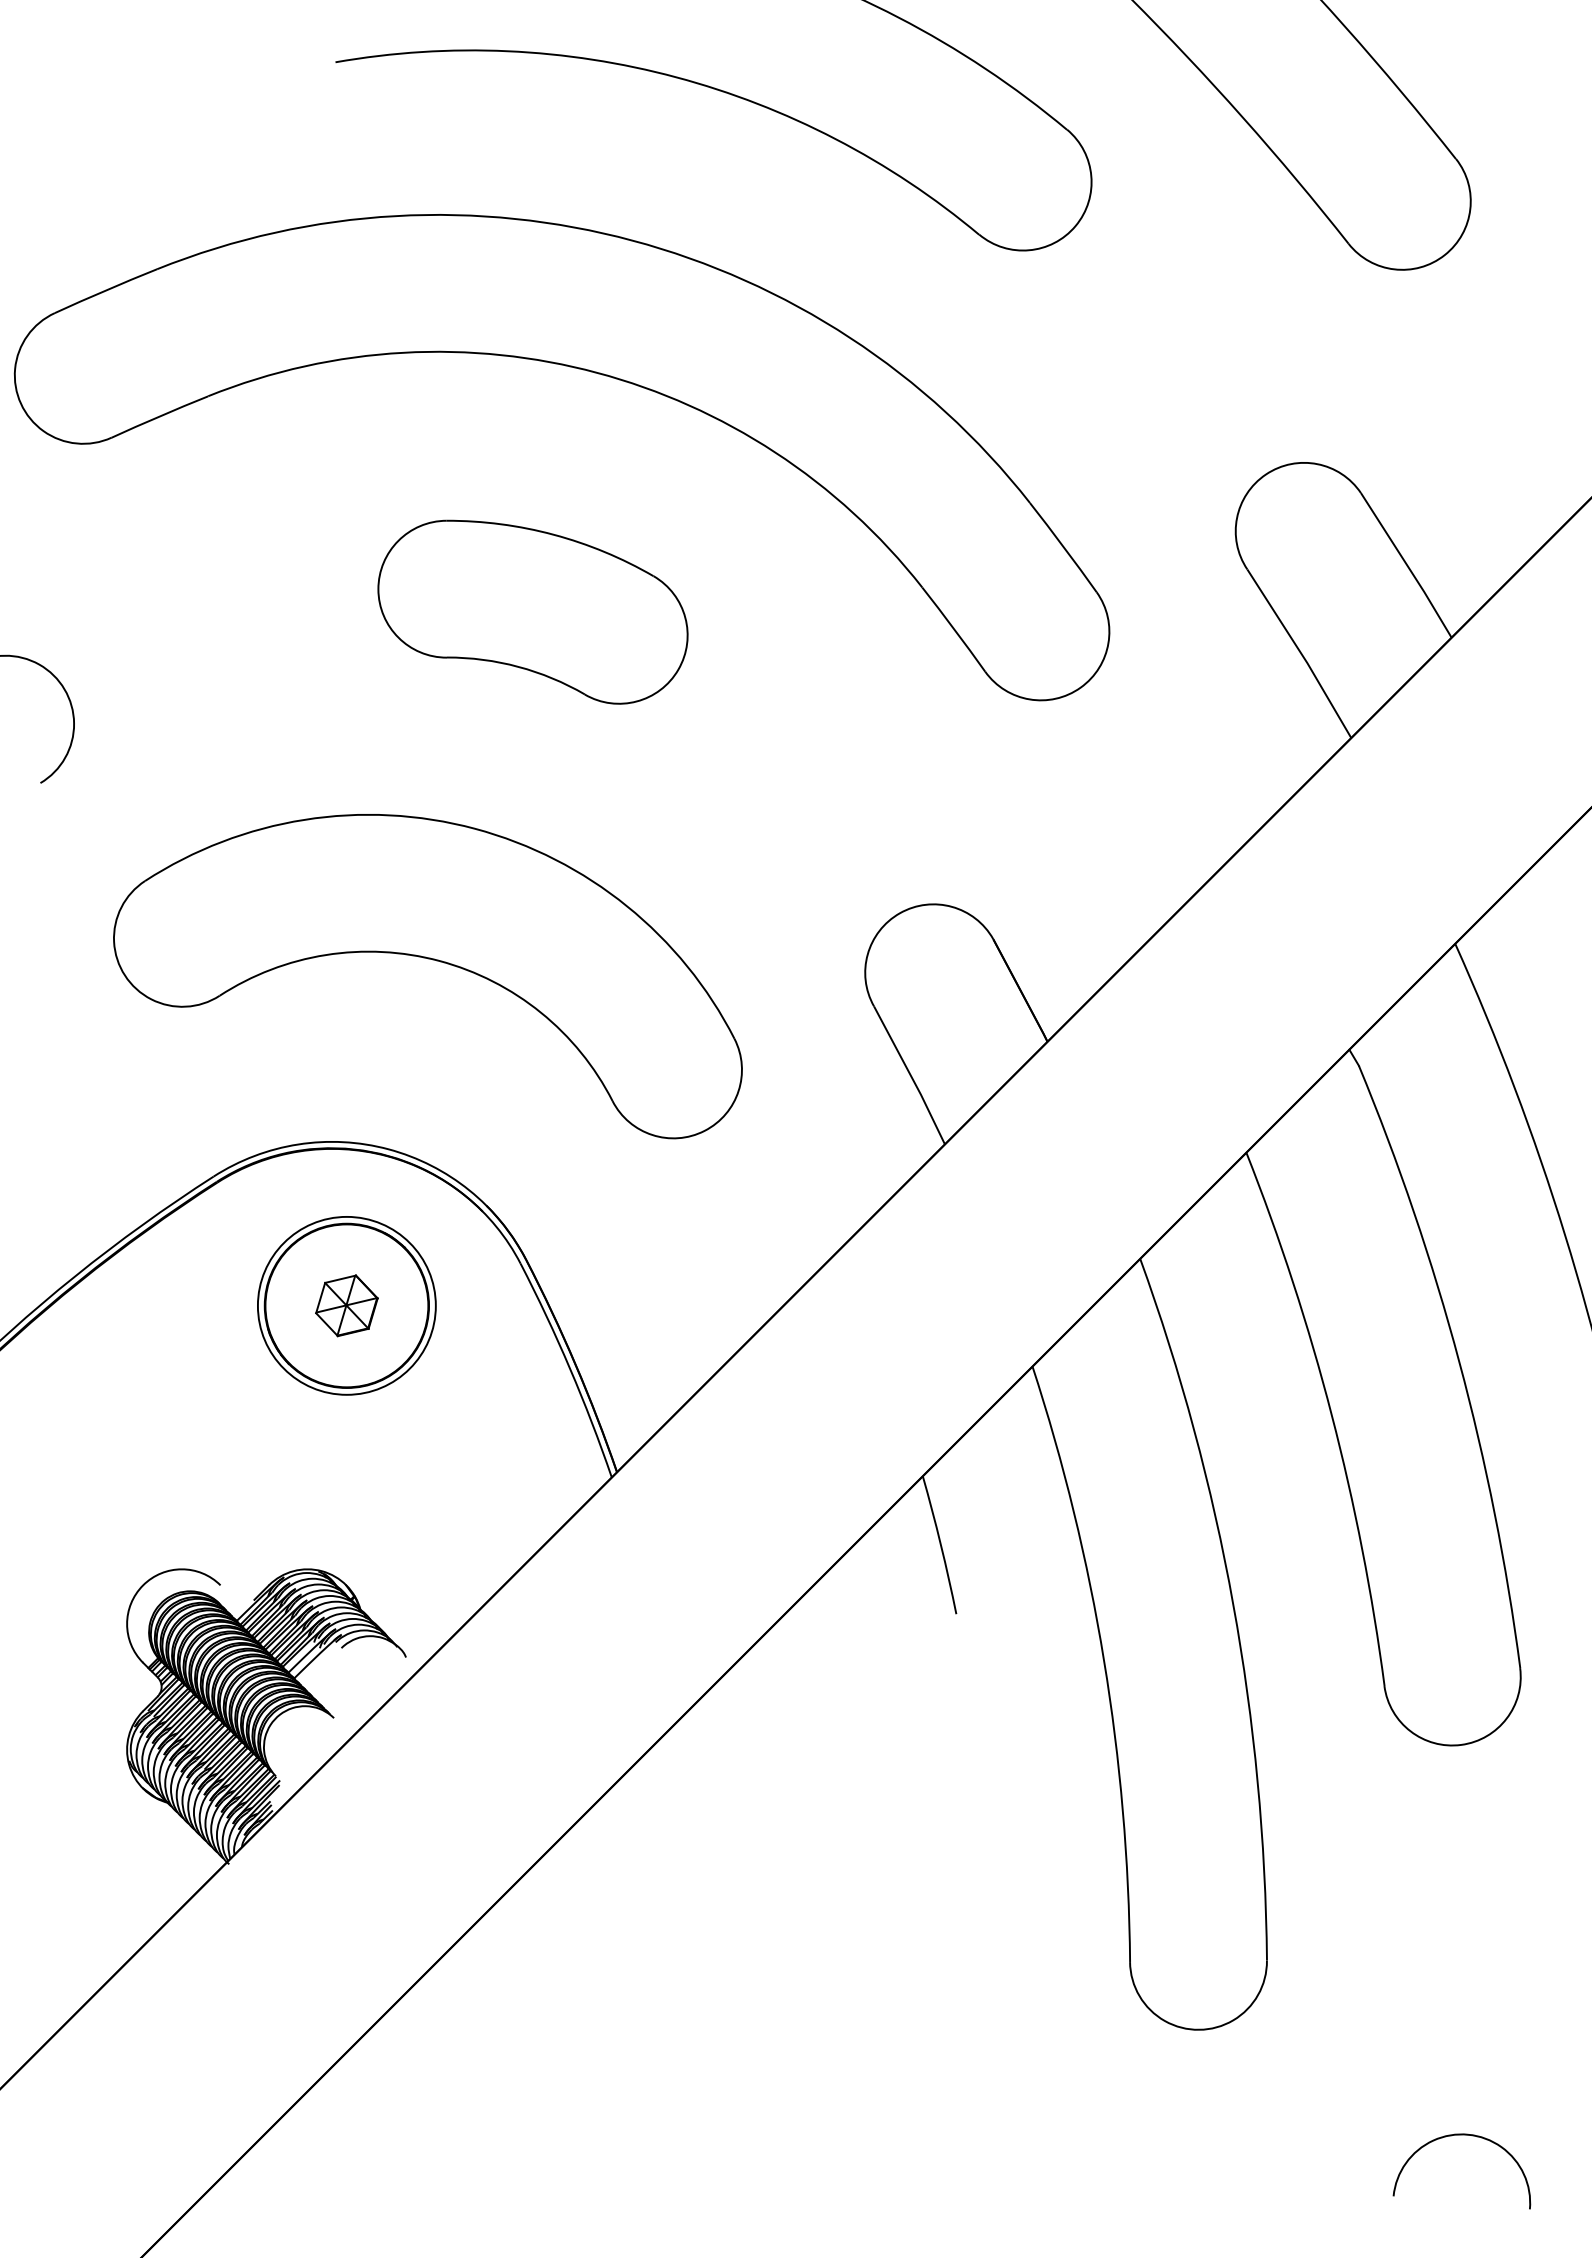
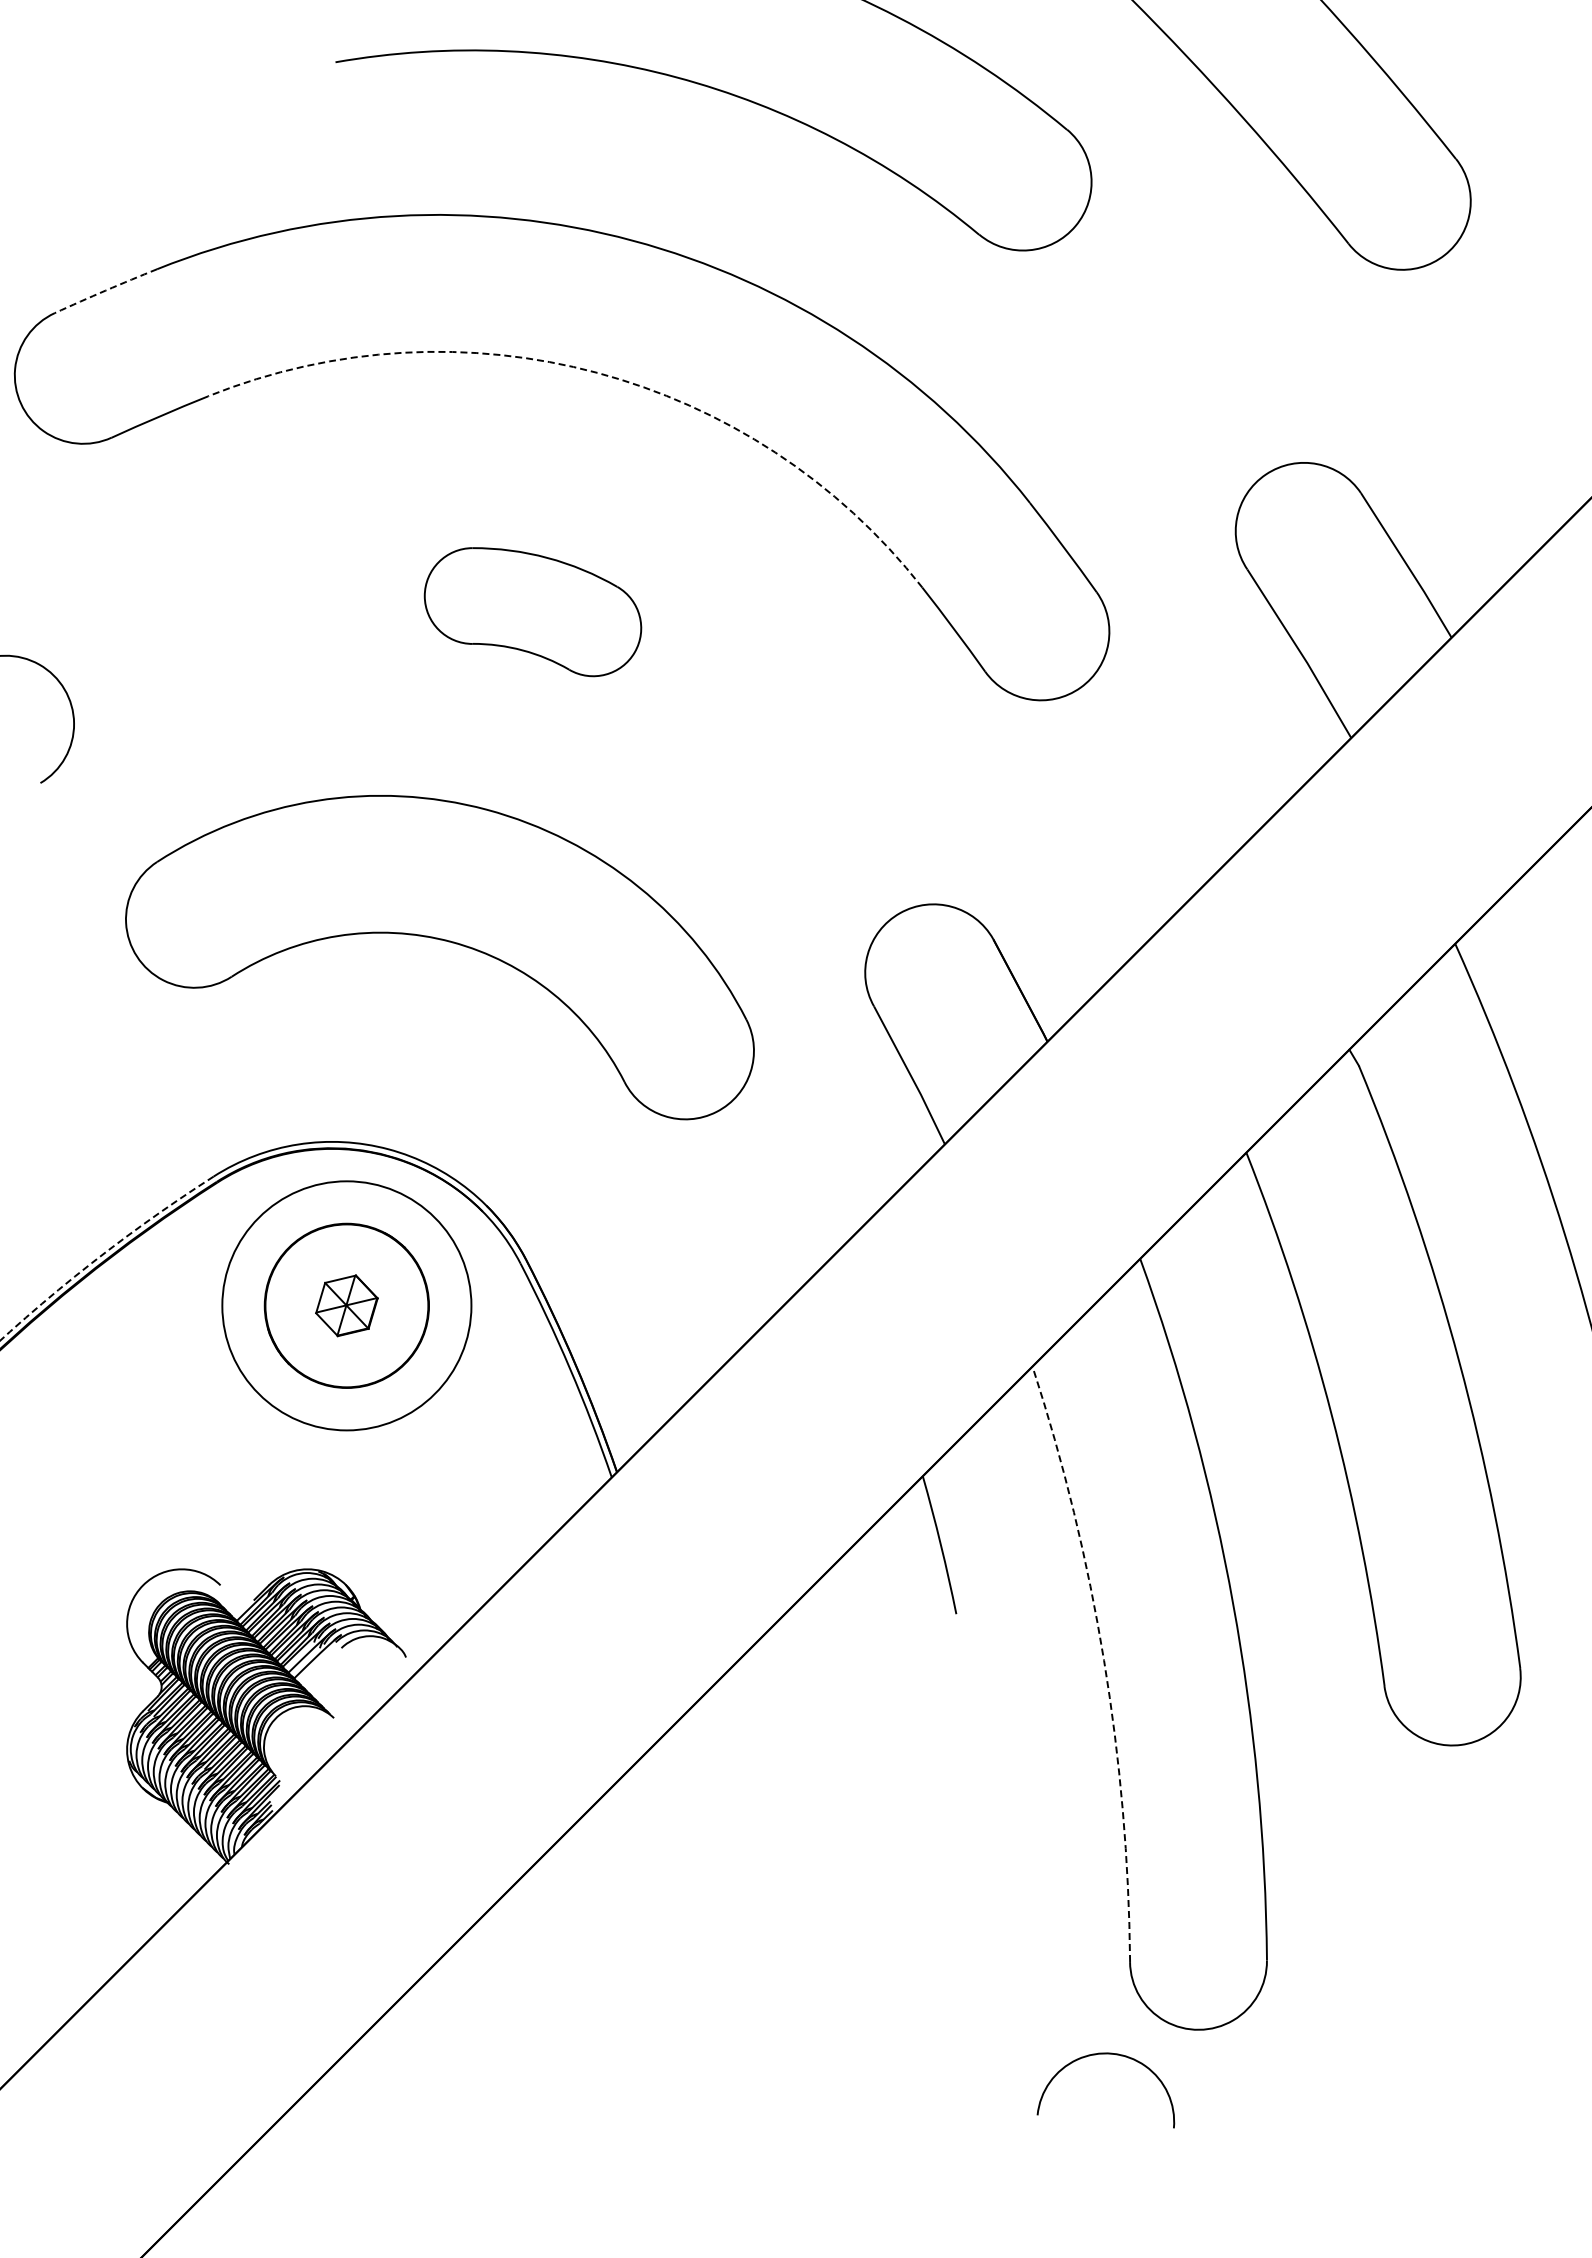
arc: solid -> dashed (105, 290)
arc: solid -> dashed (597, 372)
part size: 312x186 px -> 220x131 px (532, 612)
part position: (432, 960) -> (444, 941) (444, 941)
arc: solid -> dashed (103, 1254)
circle diameter: 178 px -> 249 px (346, 1305)
arc: solid -> dashed (1104, 1660)
arc position: (1461, 2135) -> (1105, 2054) (1105, 2054)
